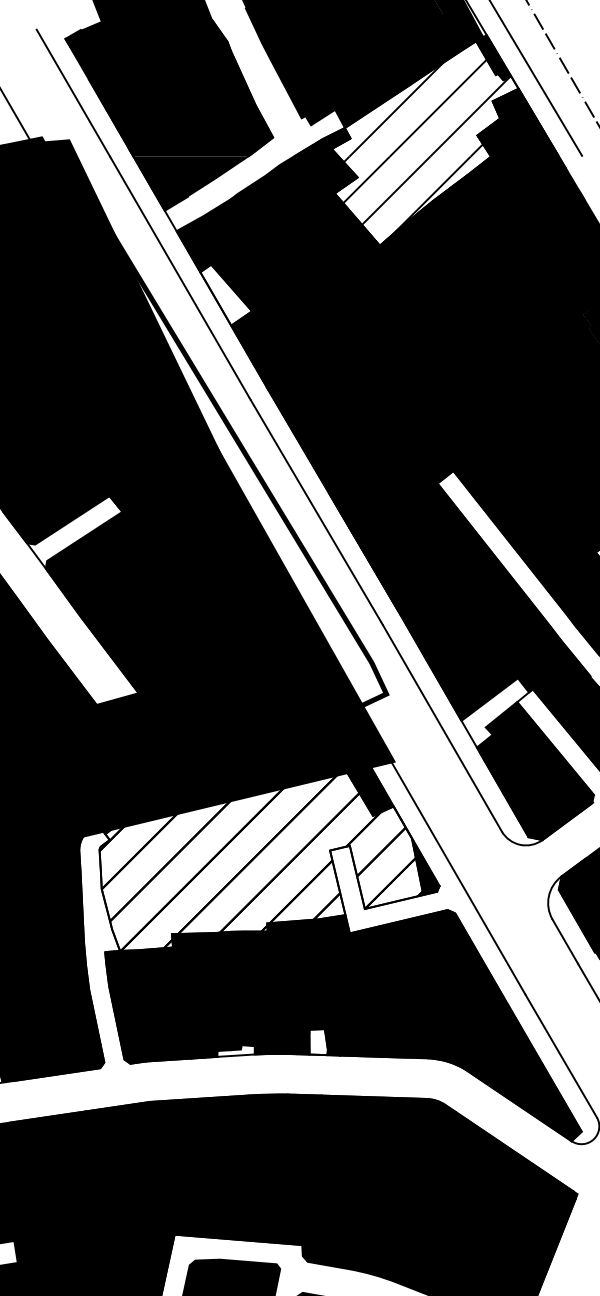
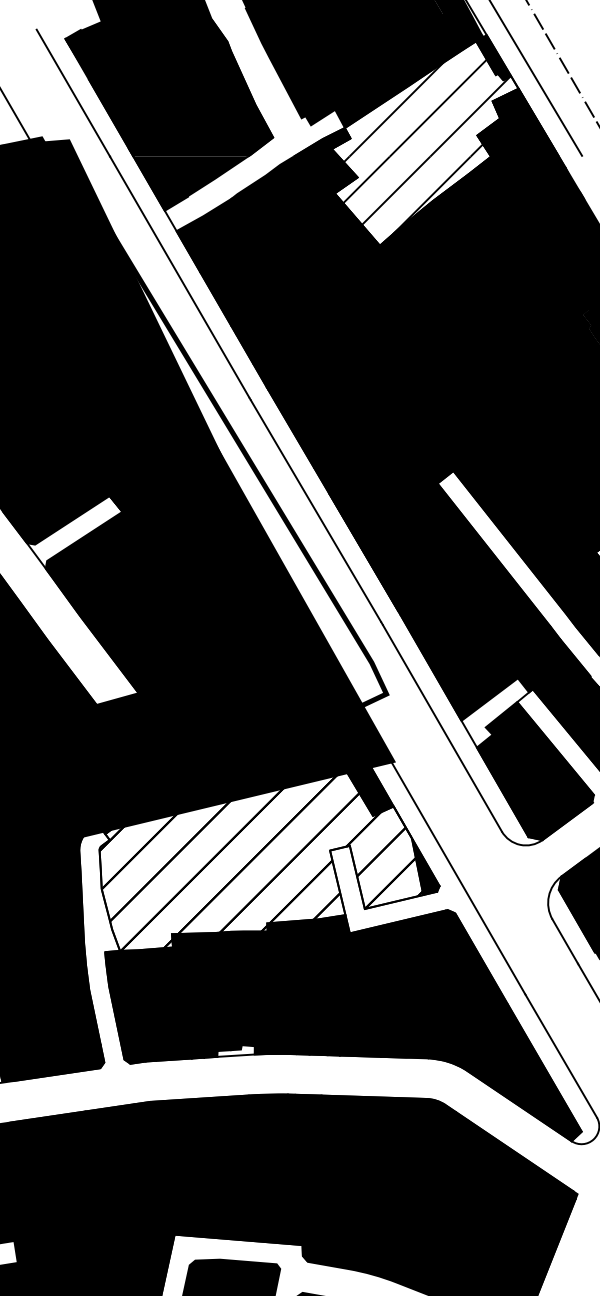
fill: none -> present (226, 294)
fill: none -> present (318, 1042)
